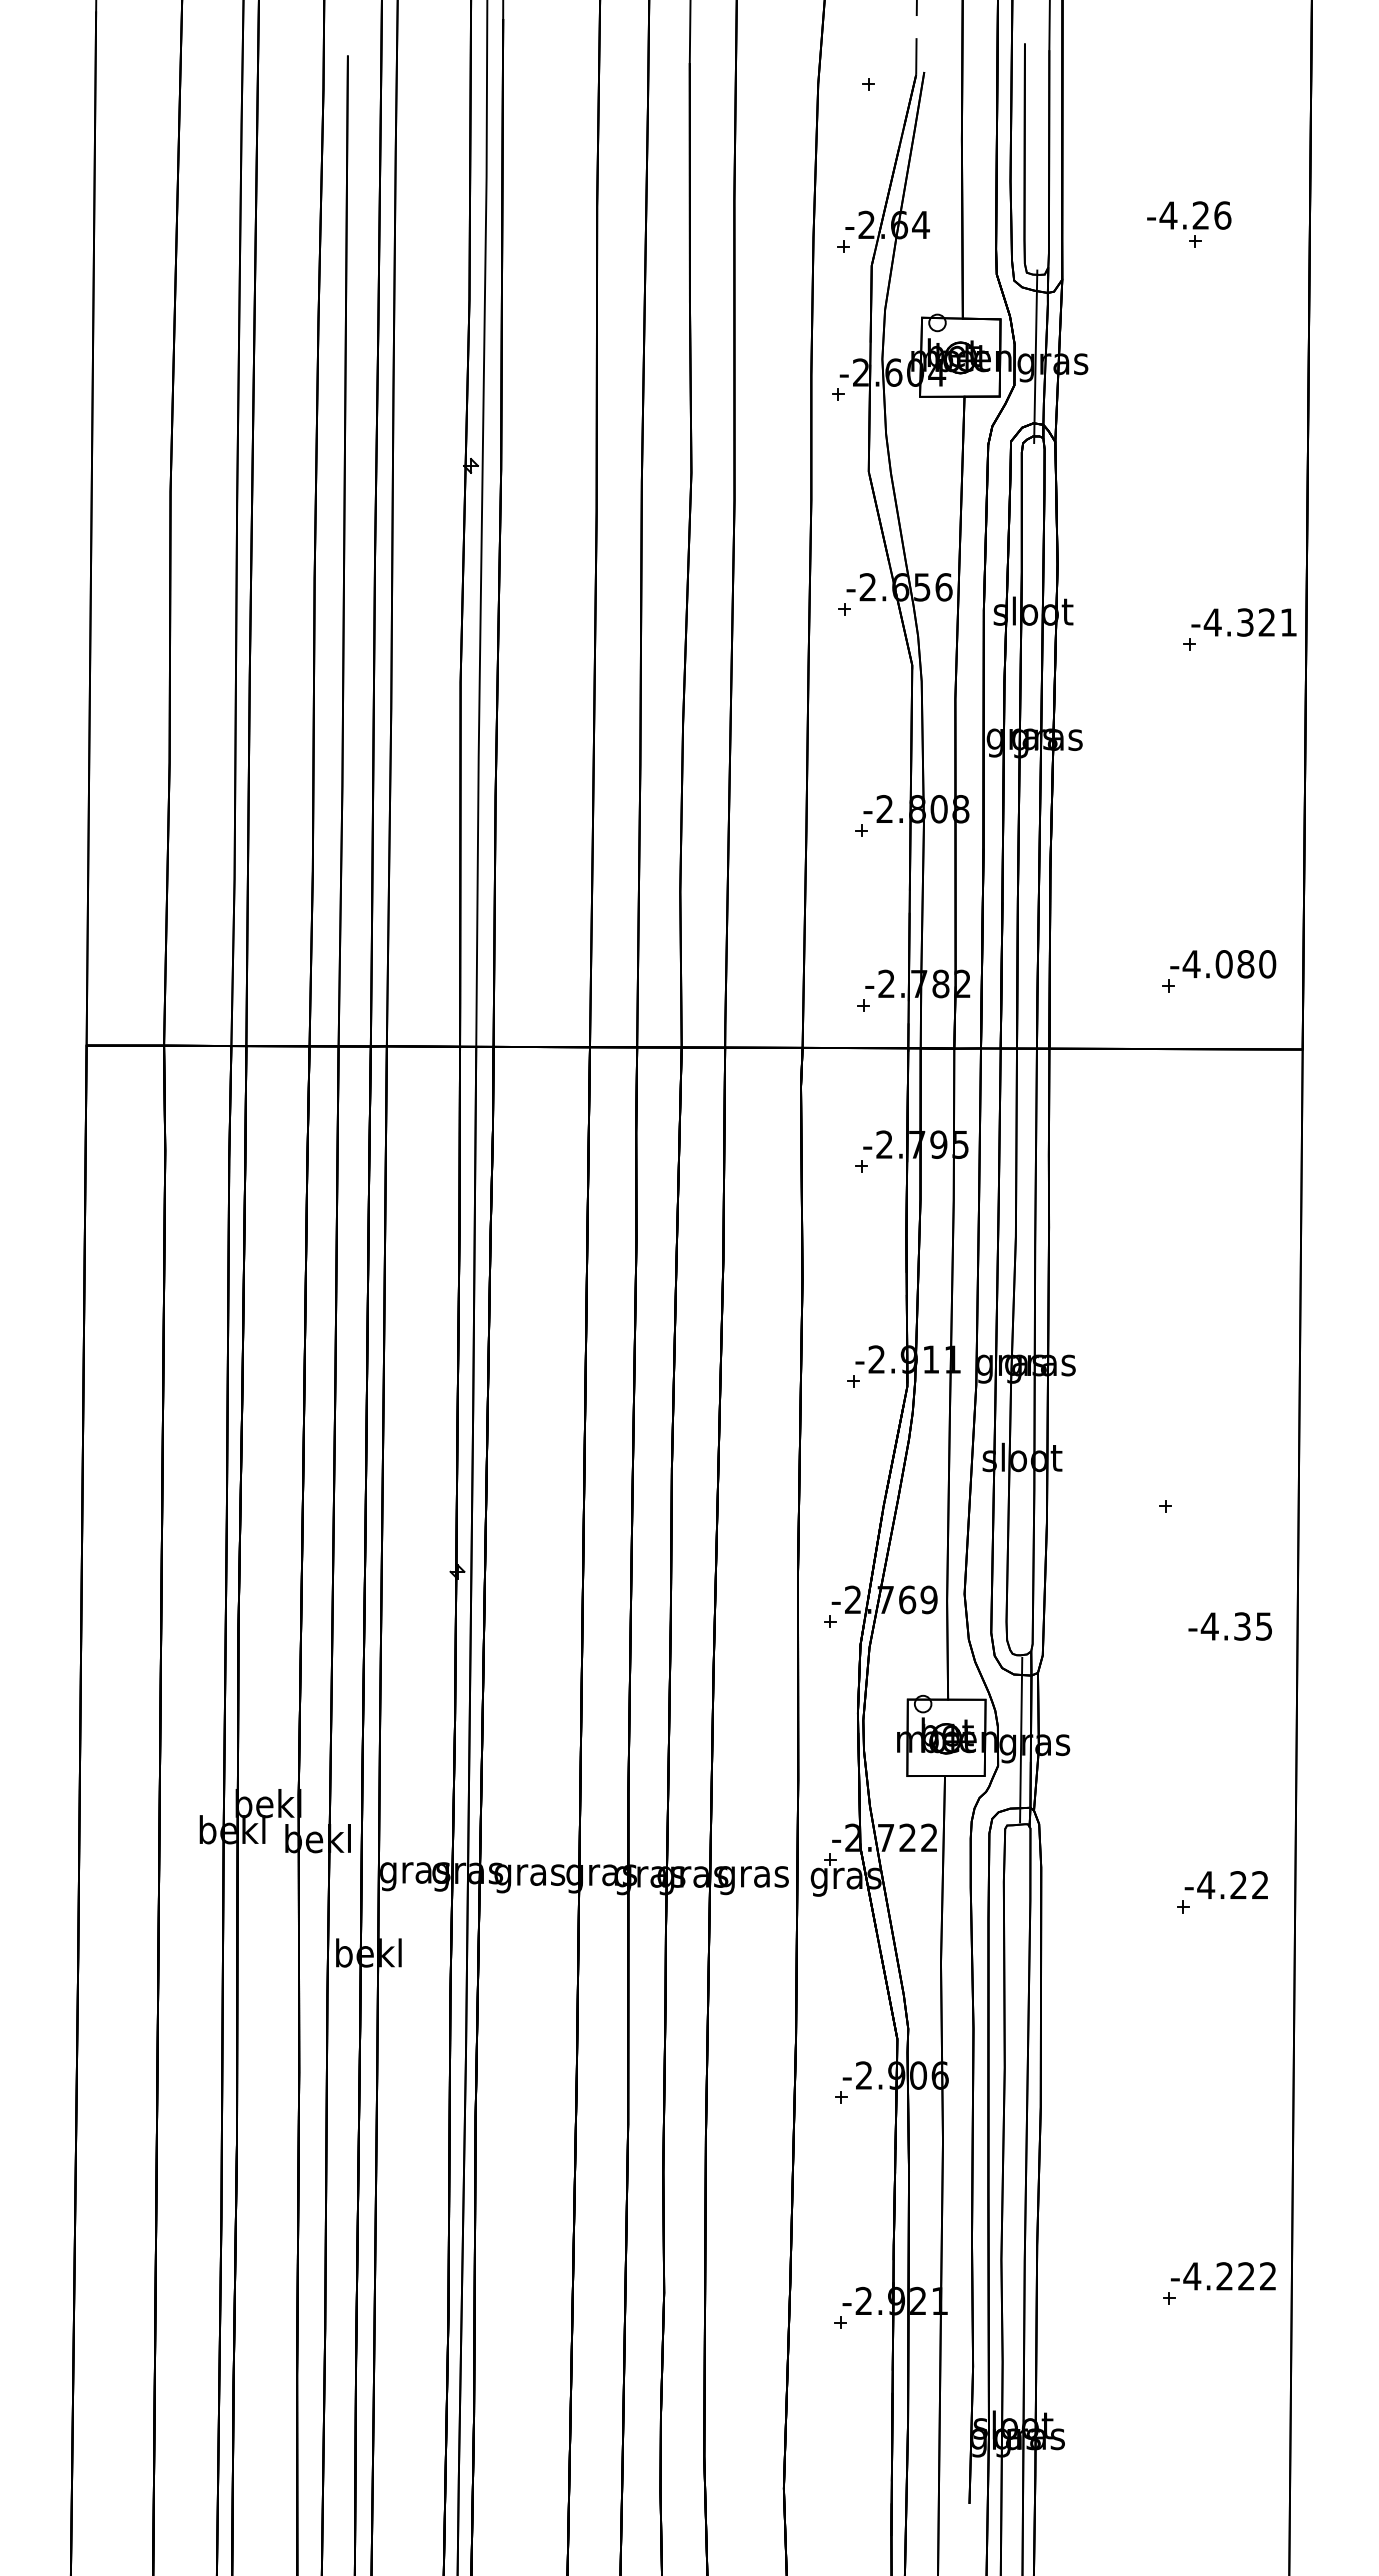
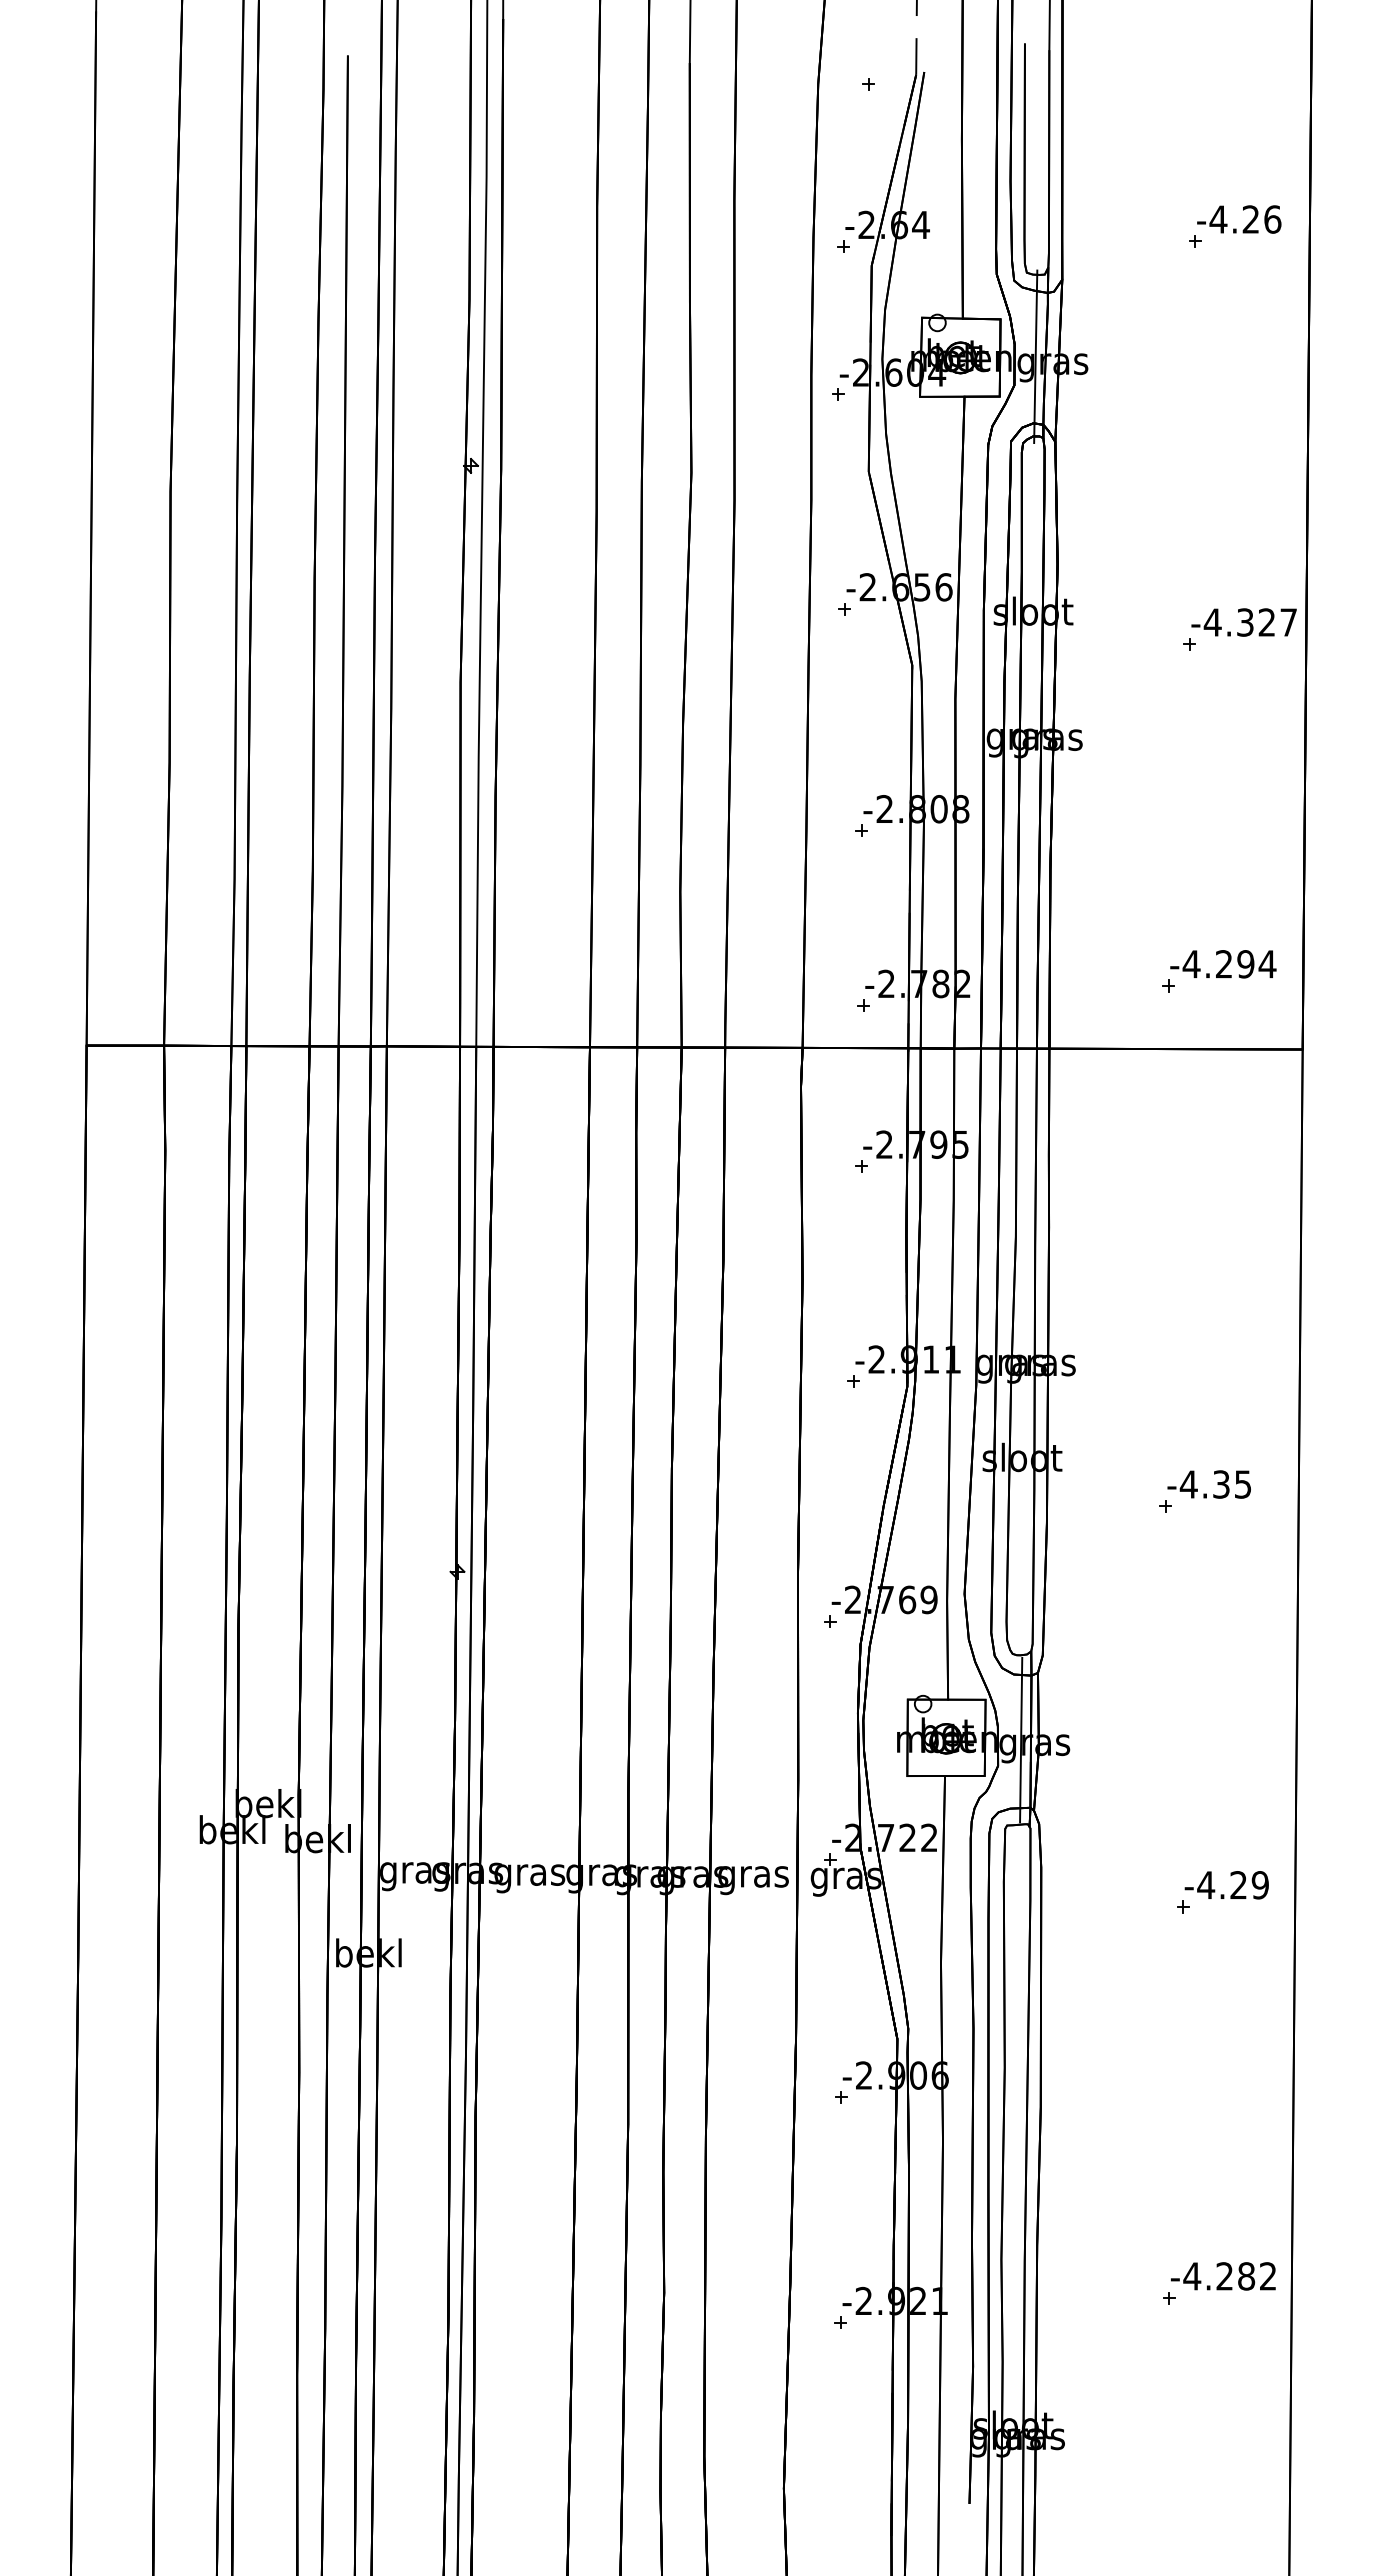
text position: (1189, 215) -> (1239, 219) (1239, 219)
text: -4.321 -> -4.327 (1288, 622)
text: -4.080 -> -4.294 (1245, 964)
text position: (1229, 1626) -> (1208, 1484) (1208, 1484)
text: -4.22 -> -4.29 (1259, 1885)
text: -4.222 -> -4.282 (1246, 2276)
